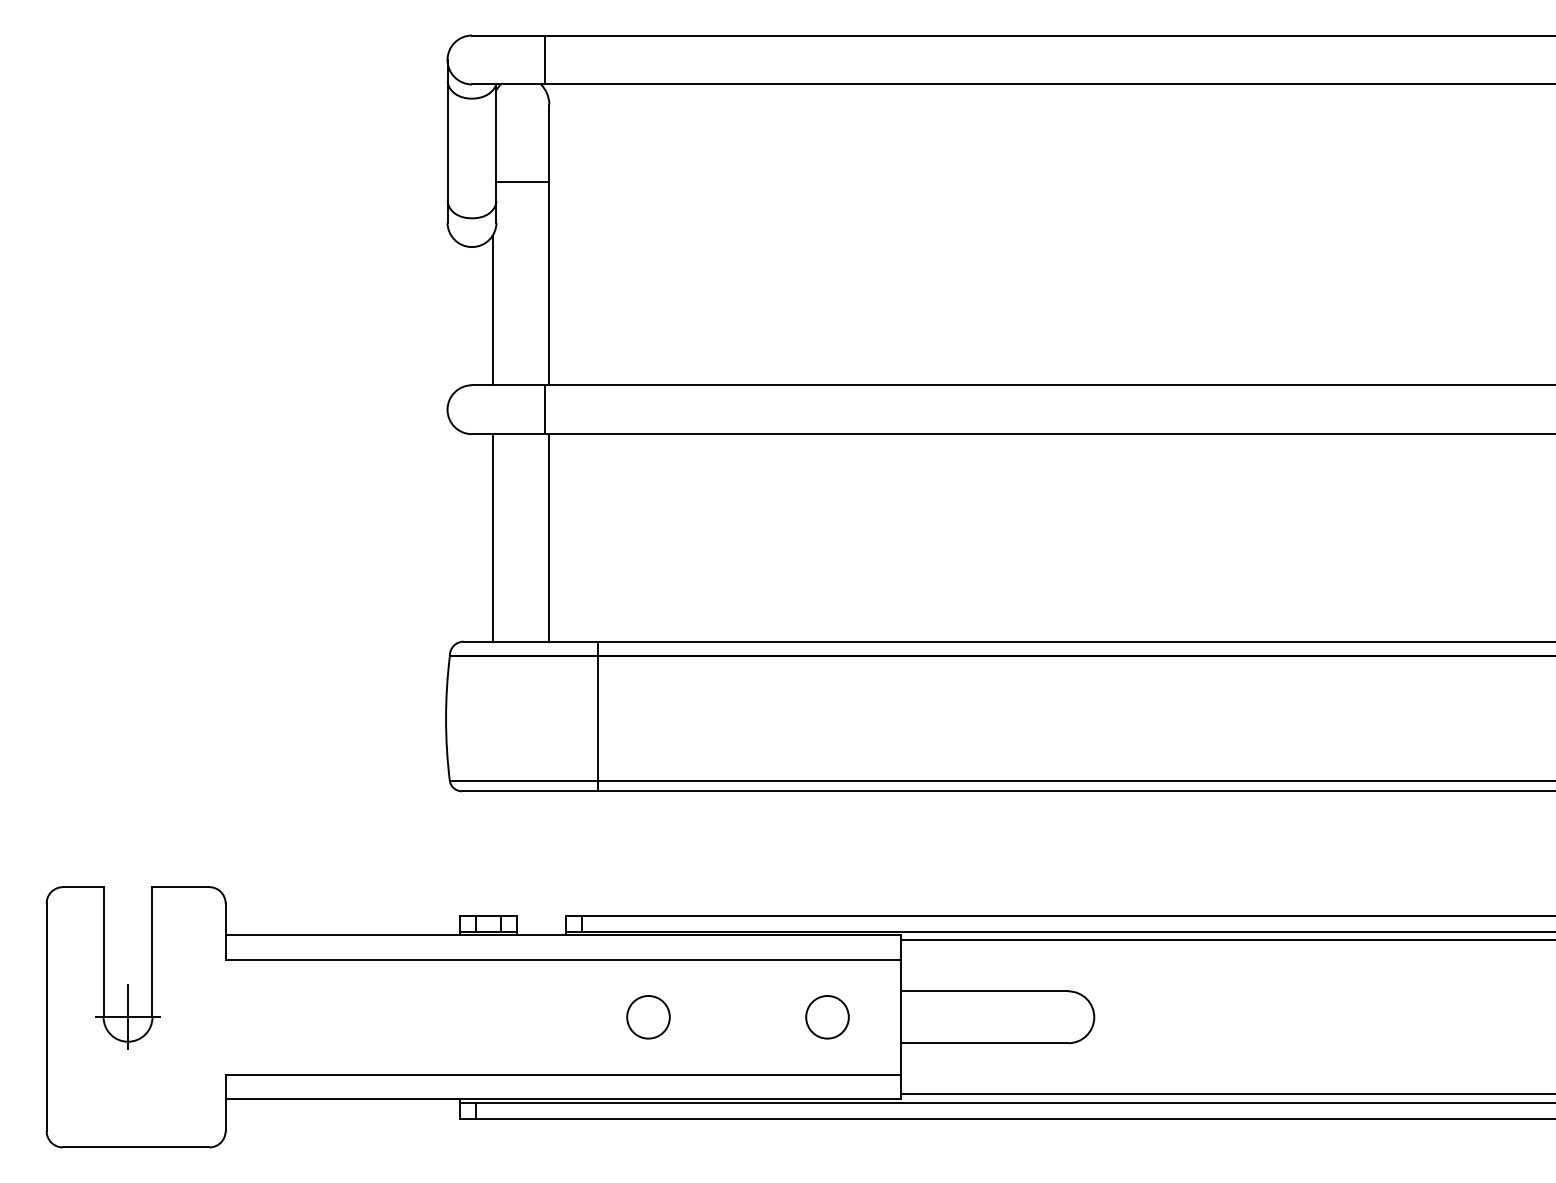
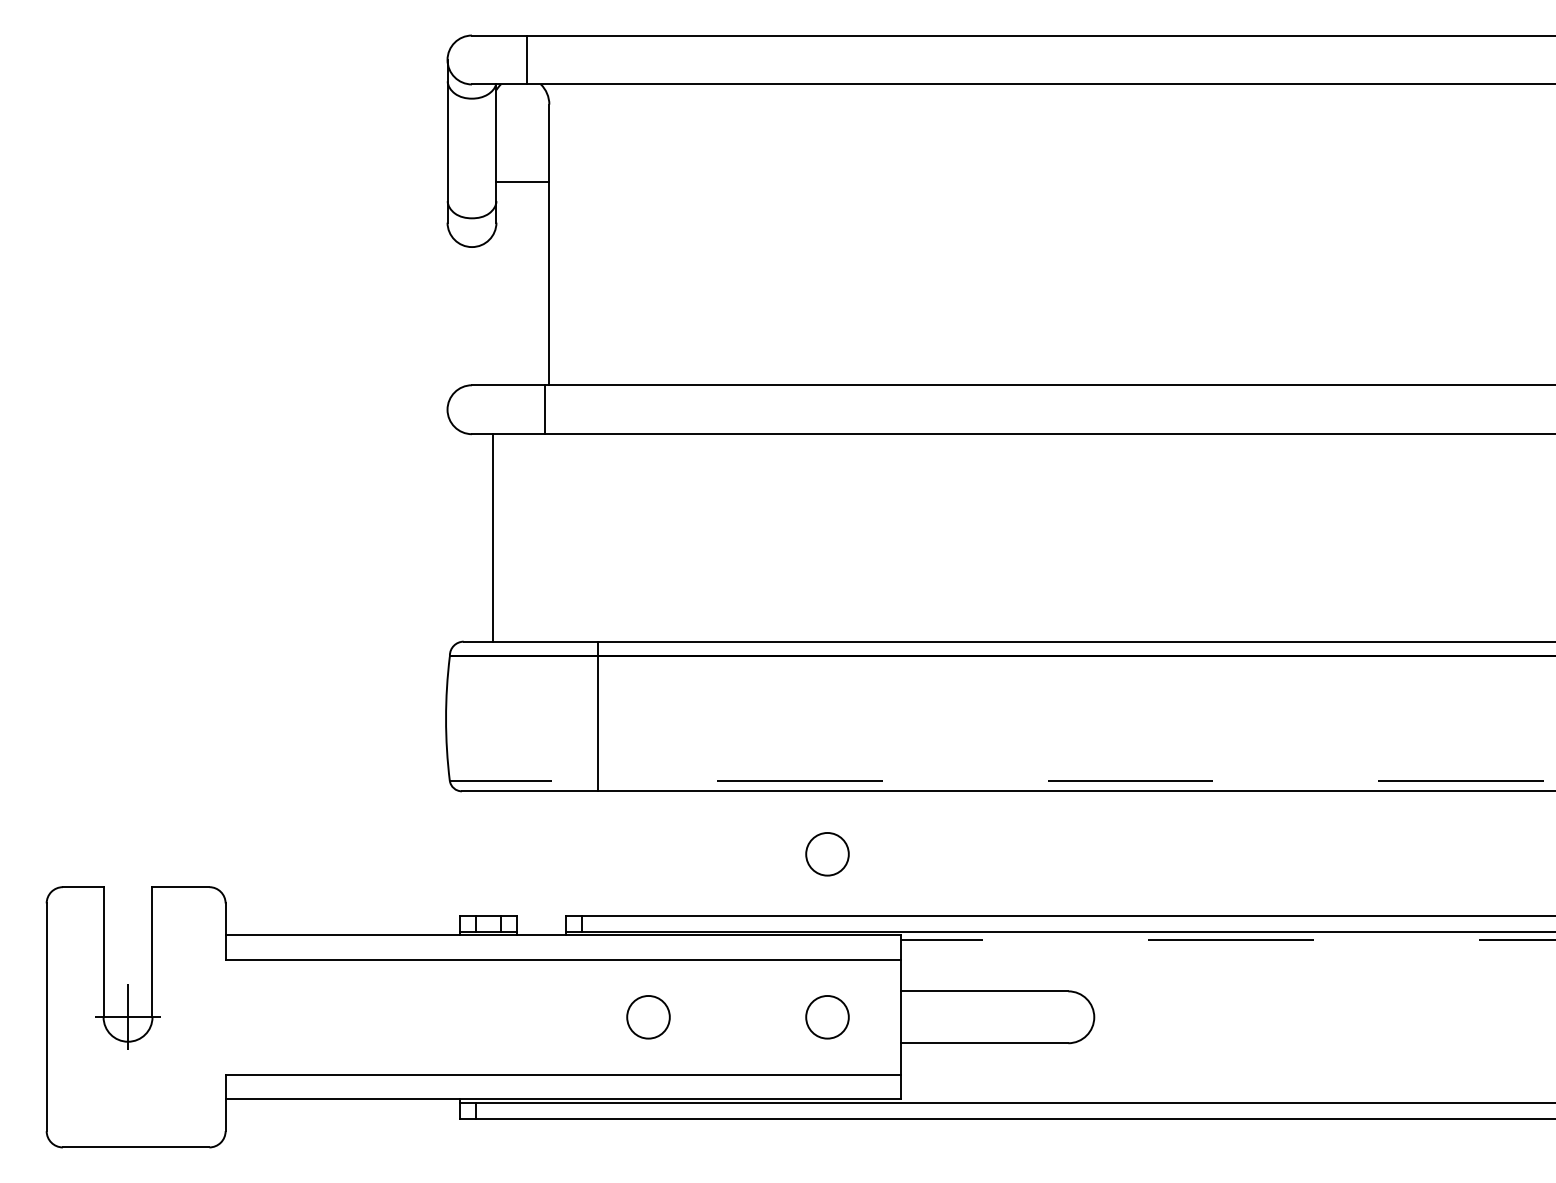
line position: (545, 59) -> (527, 59) (527, 59)
line: present -> none (492, 310)
line: present -> none (549, 537)
line: solid -> dashed (1002, 780)
circle: none -> present (827, 854)
line: solid -> dashed (1227, 939)
line: present -> none (1226, 1094)
